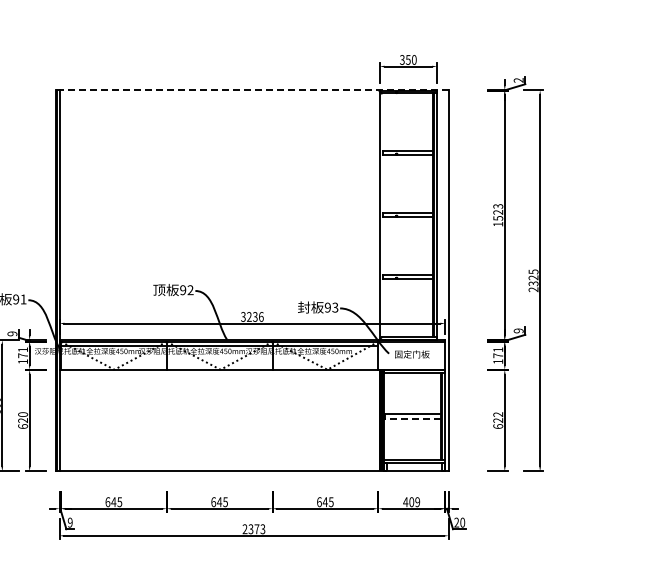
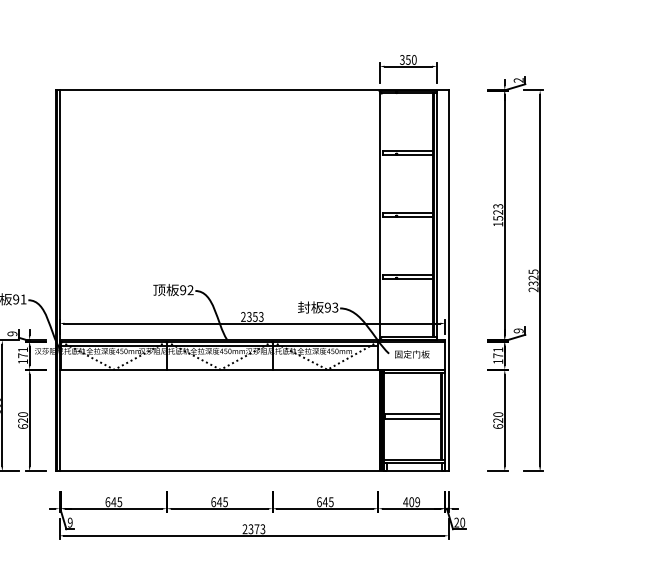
line: dashed -> solid (251, 90)
text: 3236 -> 2353 (252, 316)
text: 622 -> 620 (498, 414)
line: dashed -> solid (413, 418)
